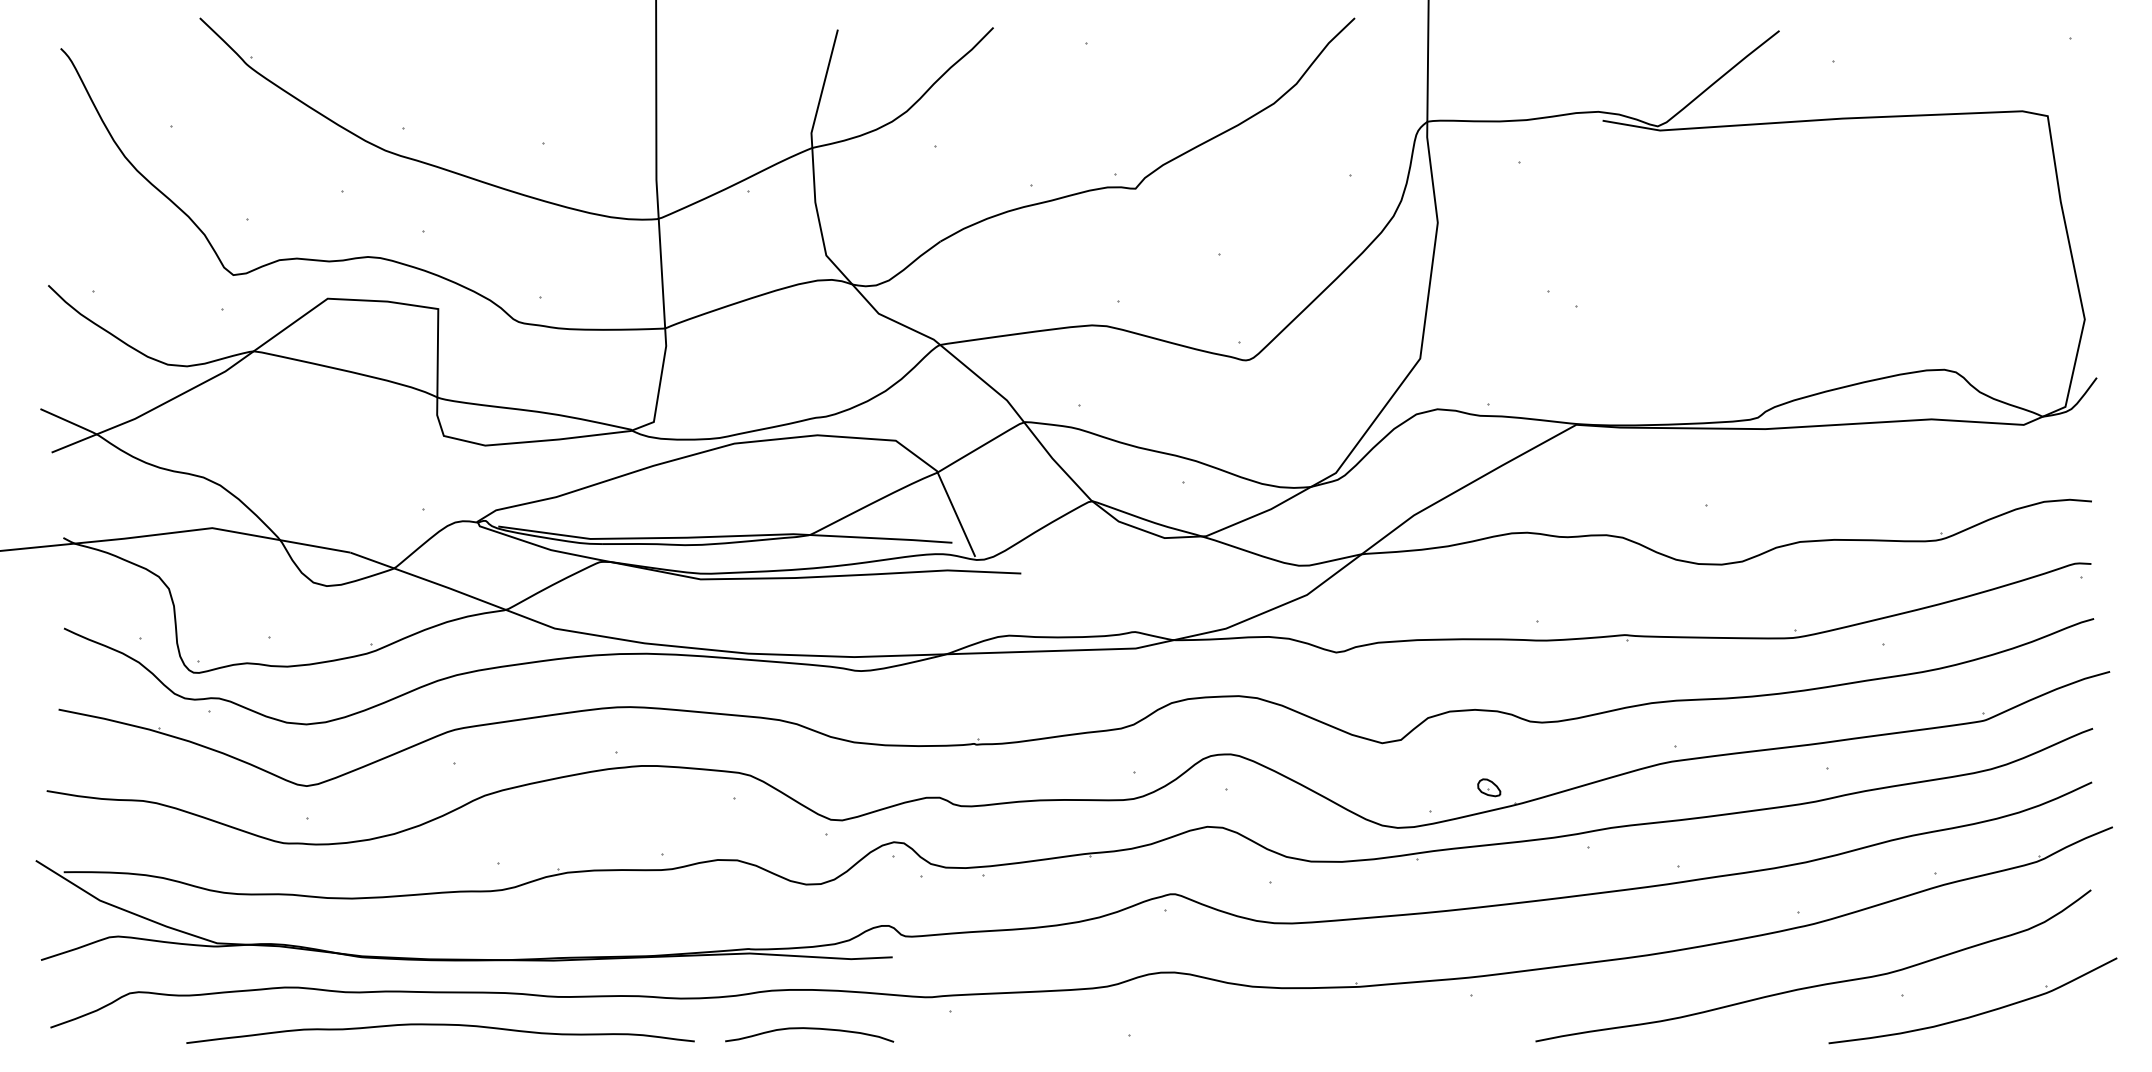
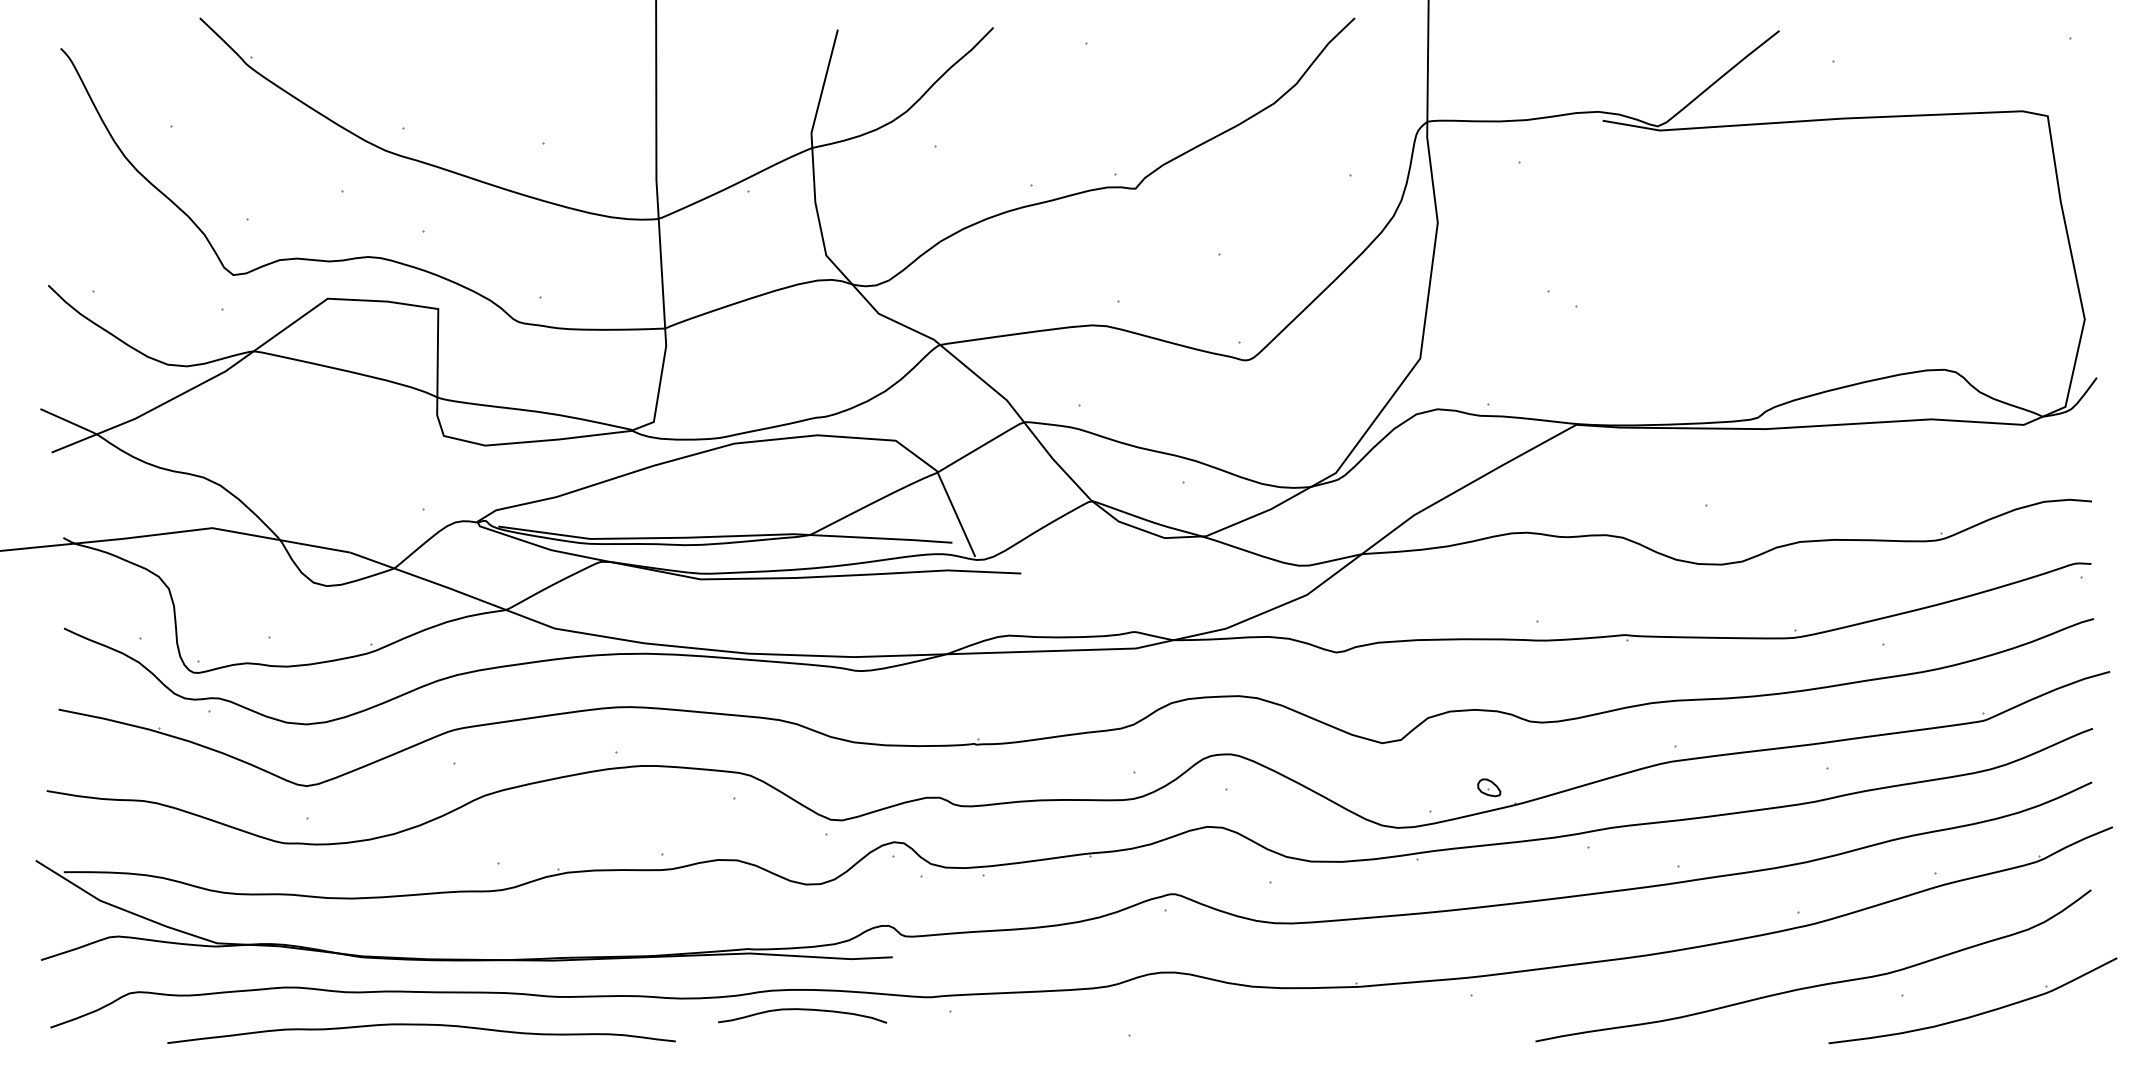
curve position: (440, 1025) -> (421, 1025) (421, 1025)
curve position: (809, 1029) -> (802, 1010) (802, 1010)
